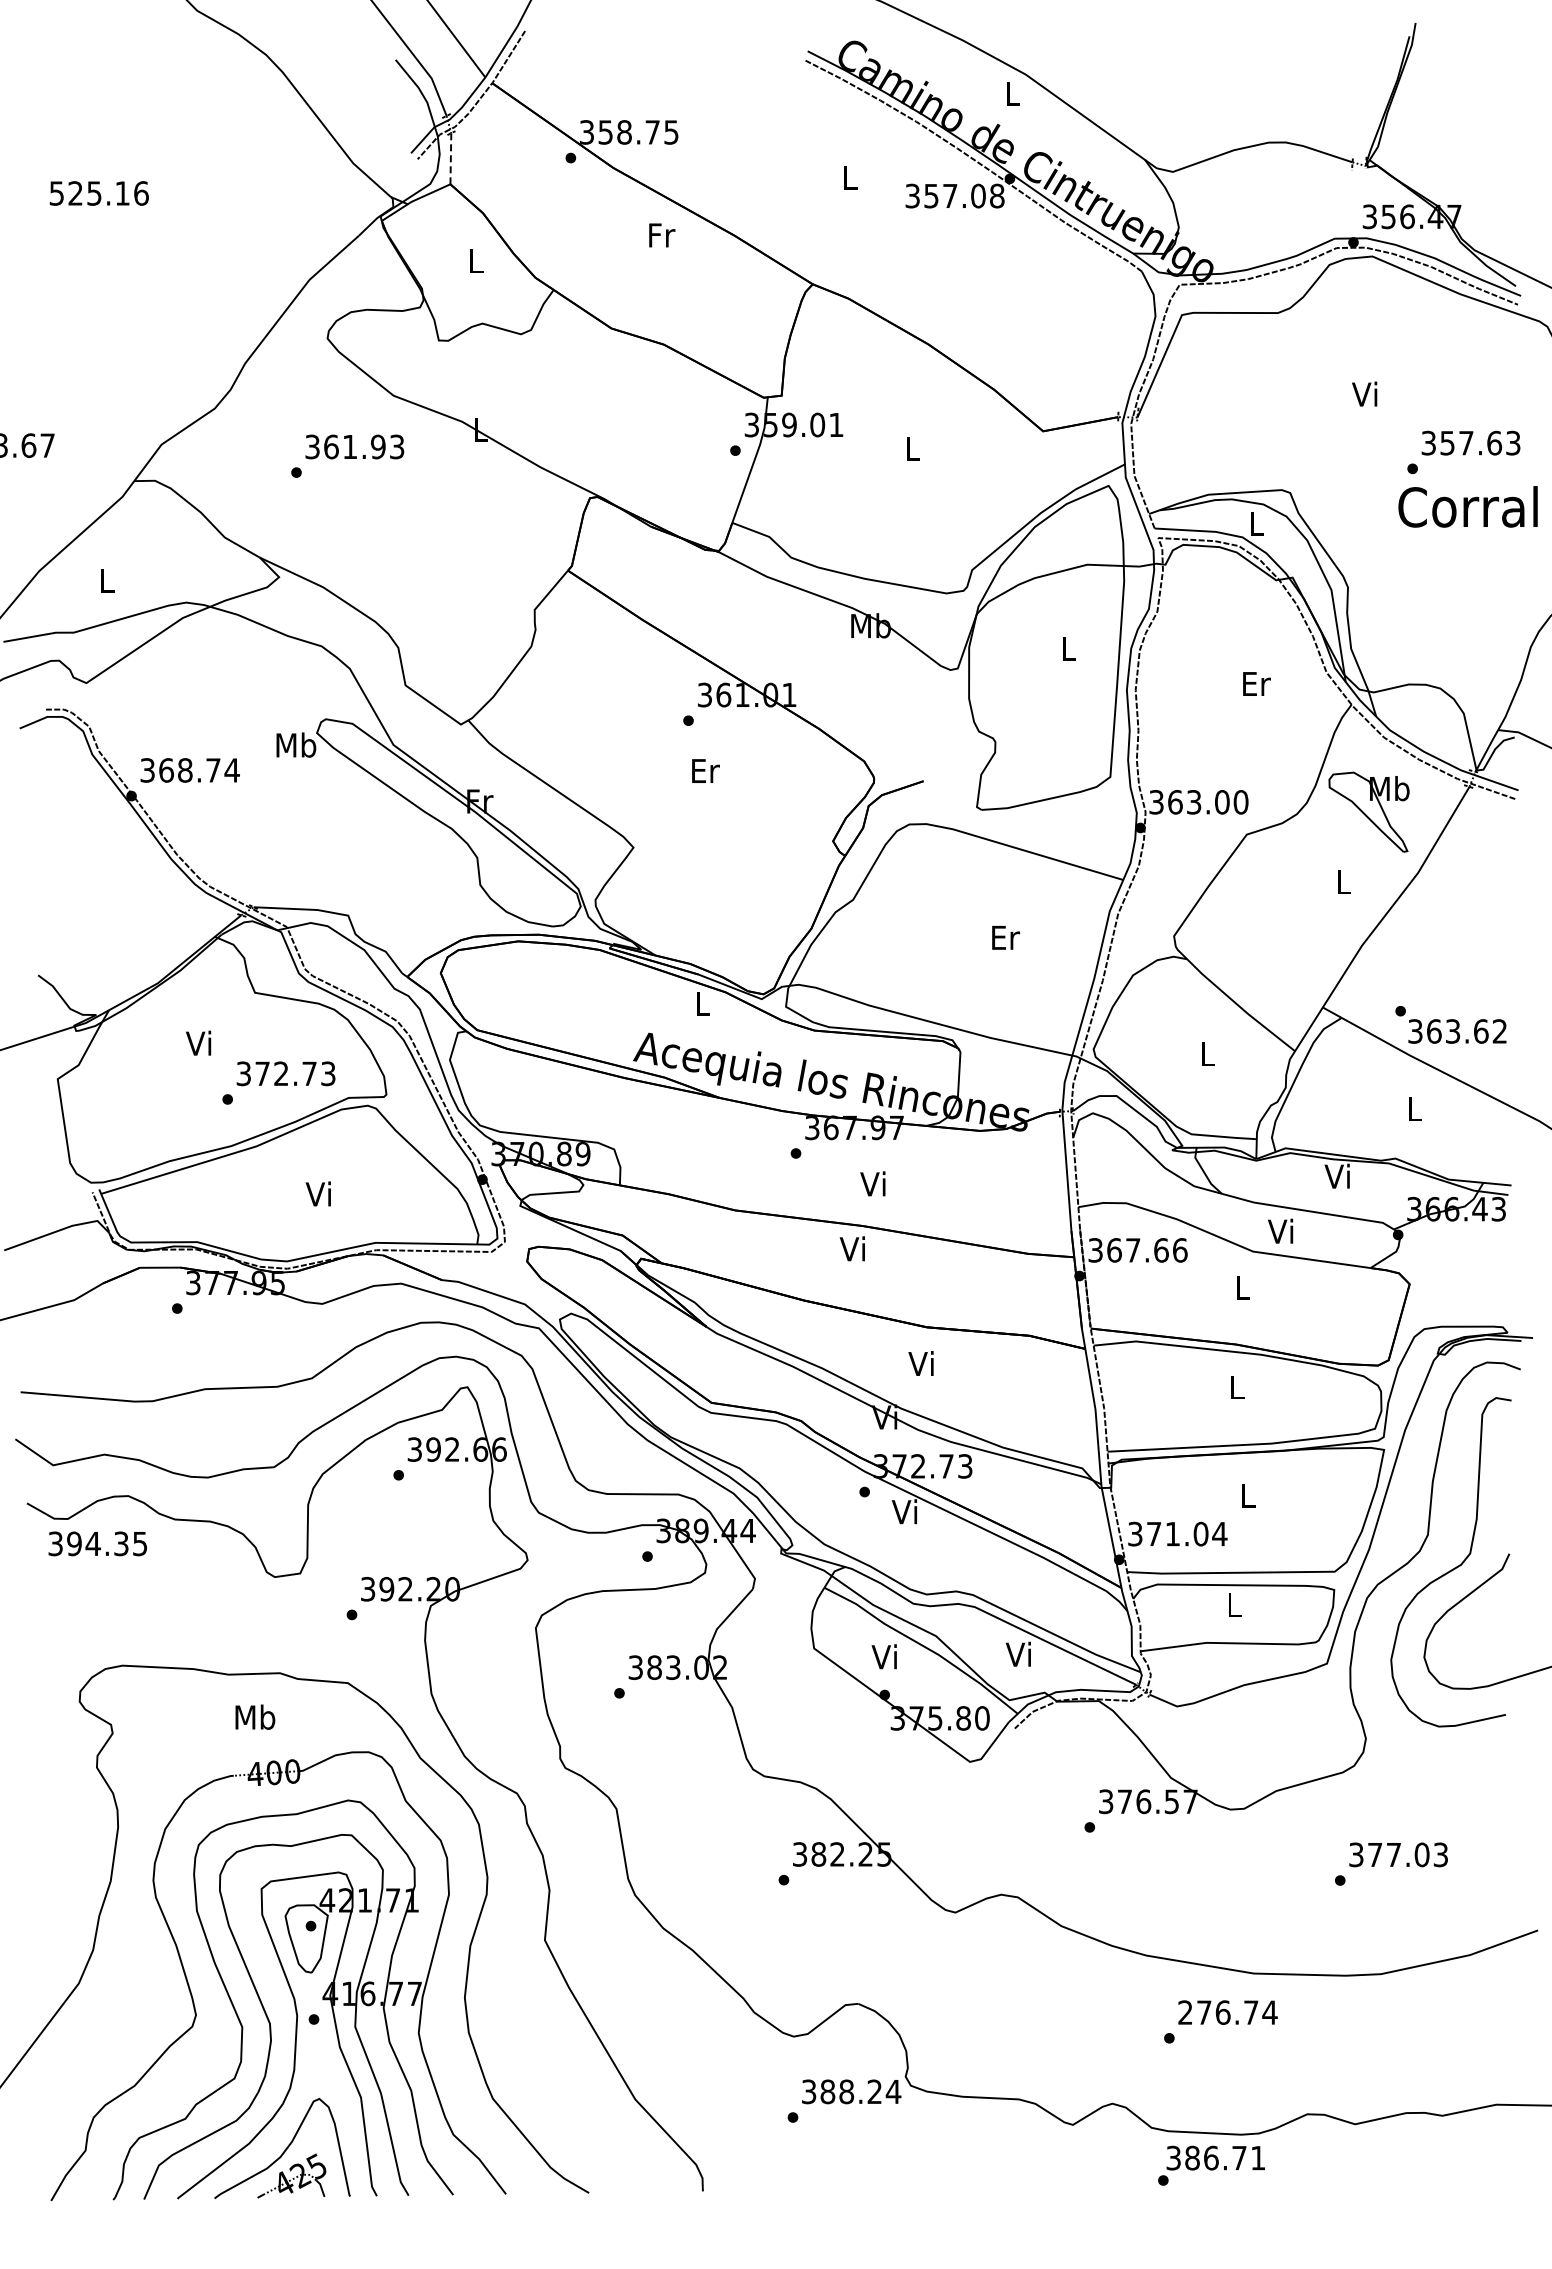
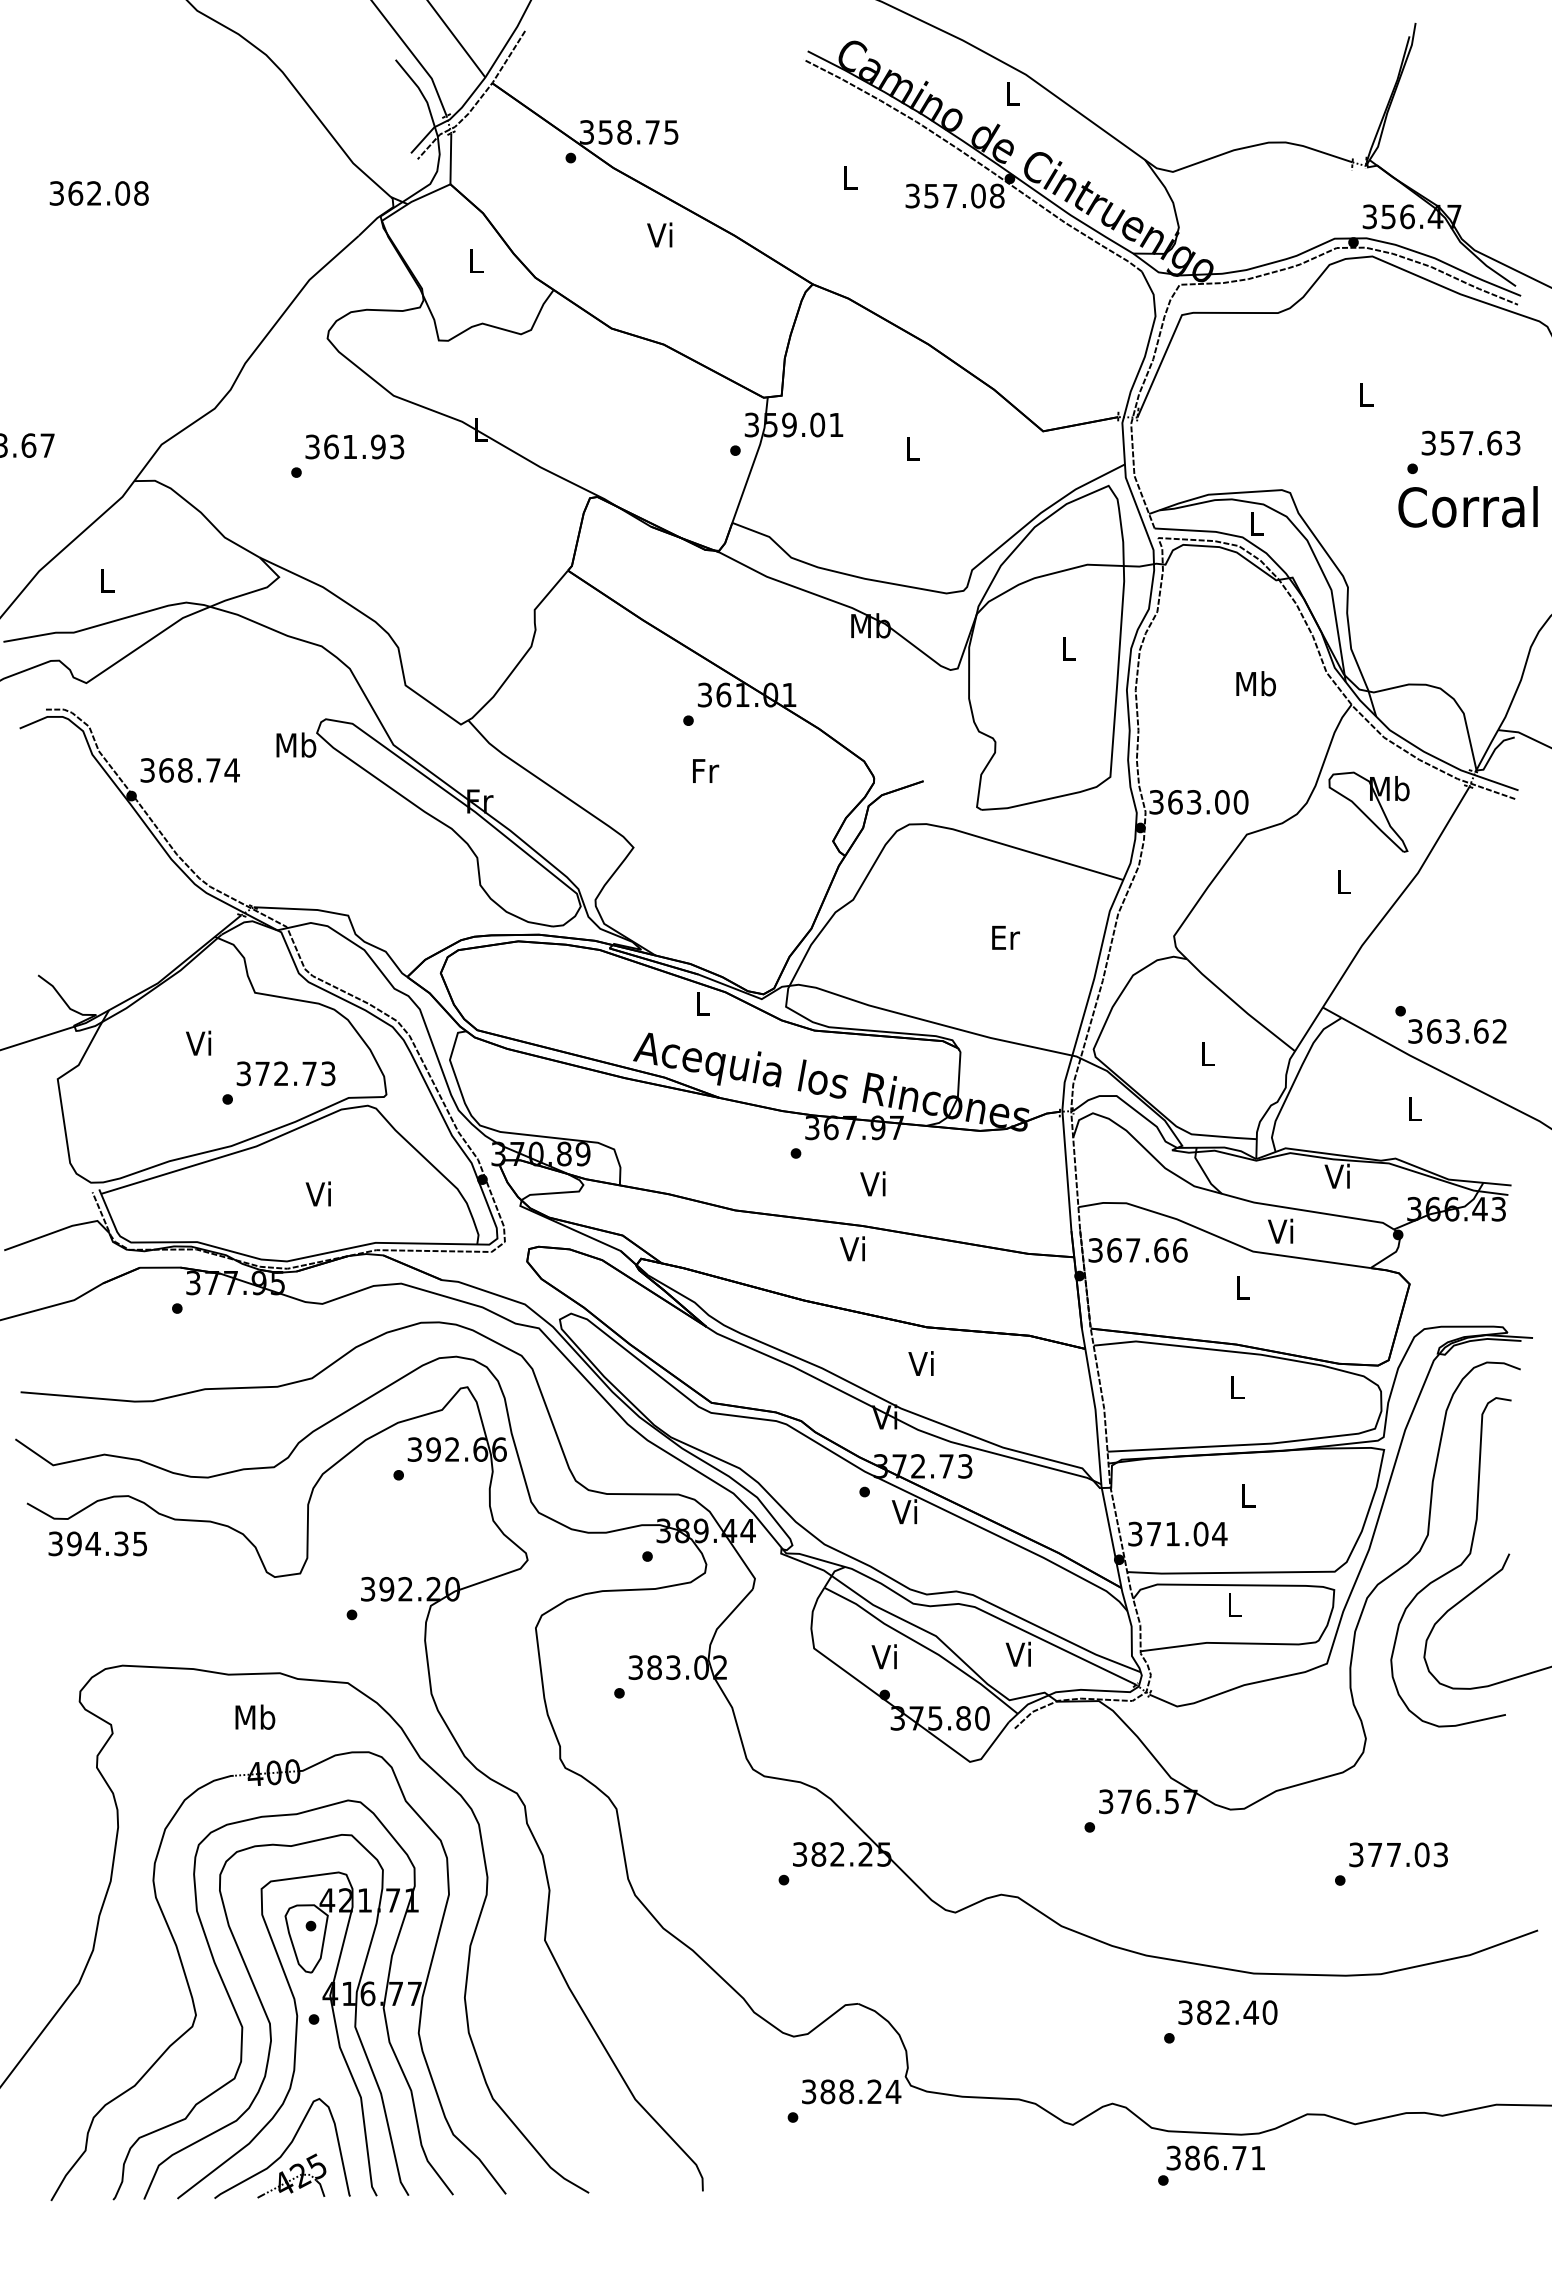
line: dashed -> solid (450, 158)
text: 525.16 -> 362.08 (99, 193)
text: Fr -> Vi (661, 234)
text: Vi -> L (1364, 393)
text: Er -> Mb (1255, 683)
text: Er -> Fr (705, 770)
text: 276.74 -> 382.40 (1227, 2012)
